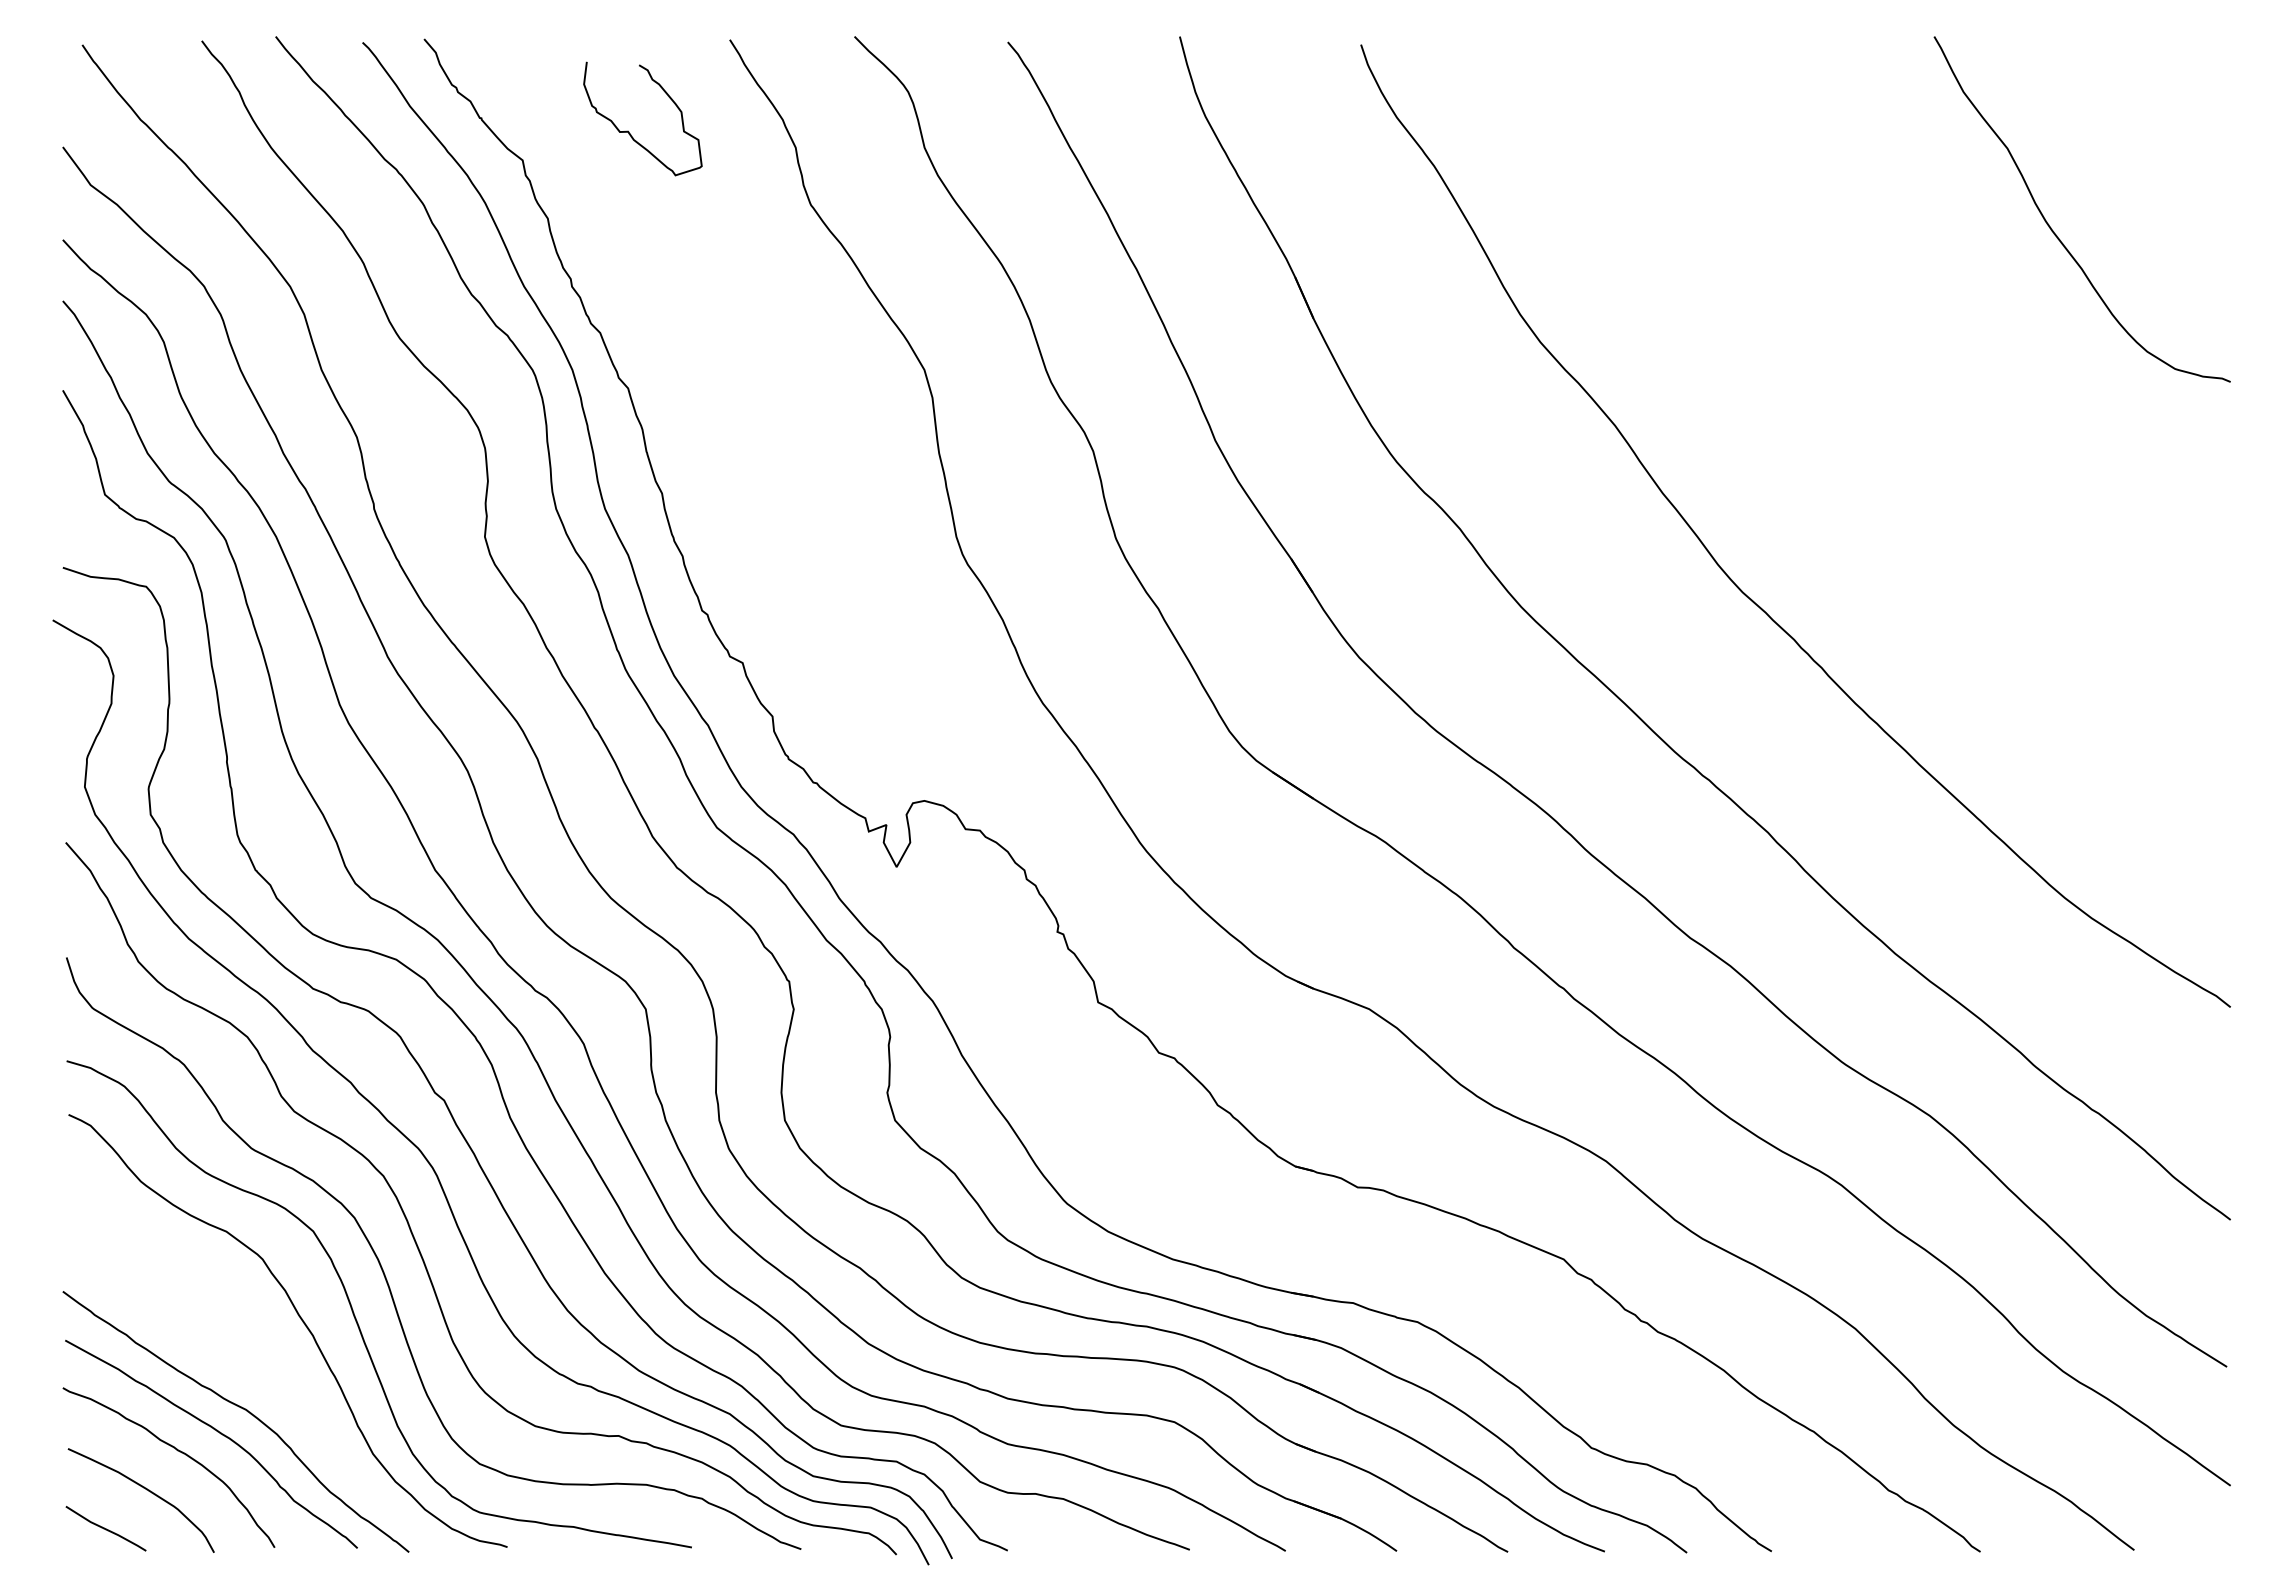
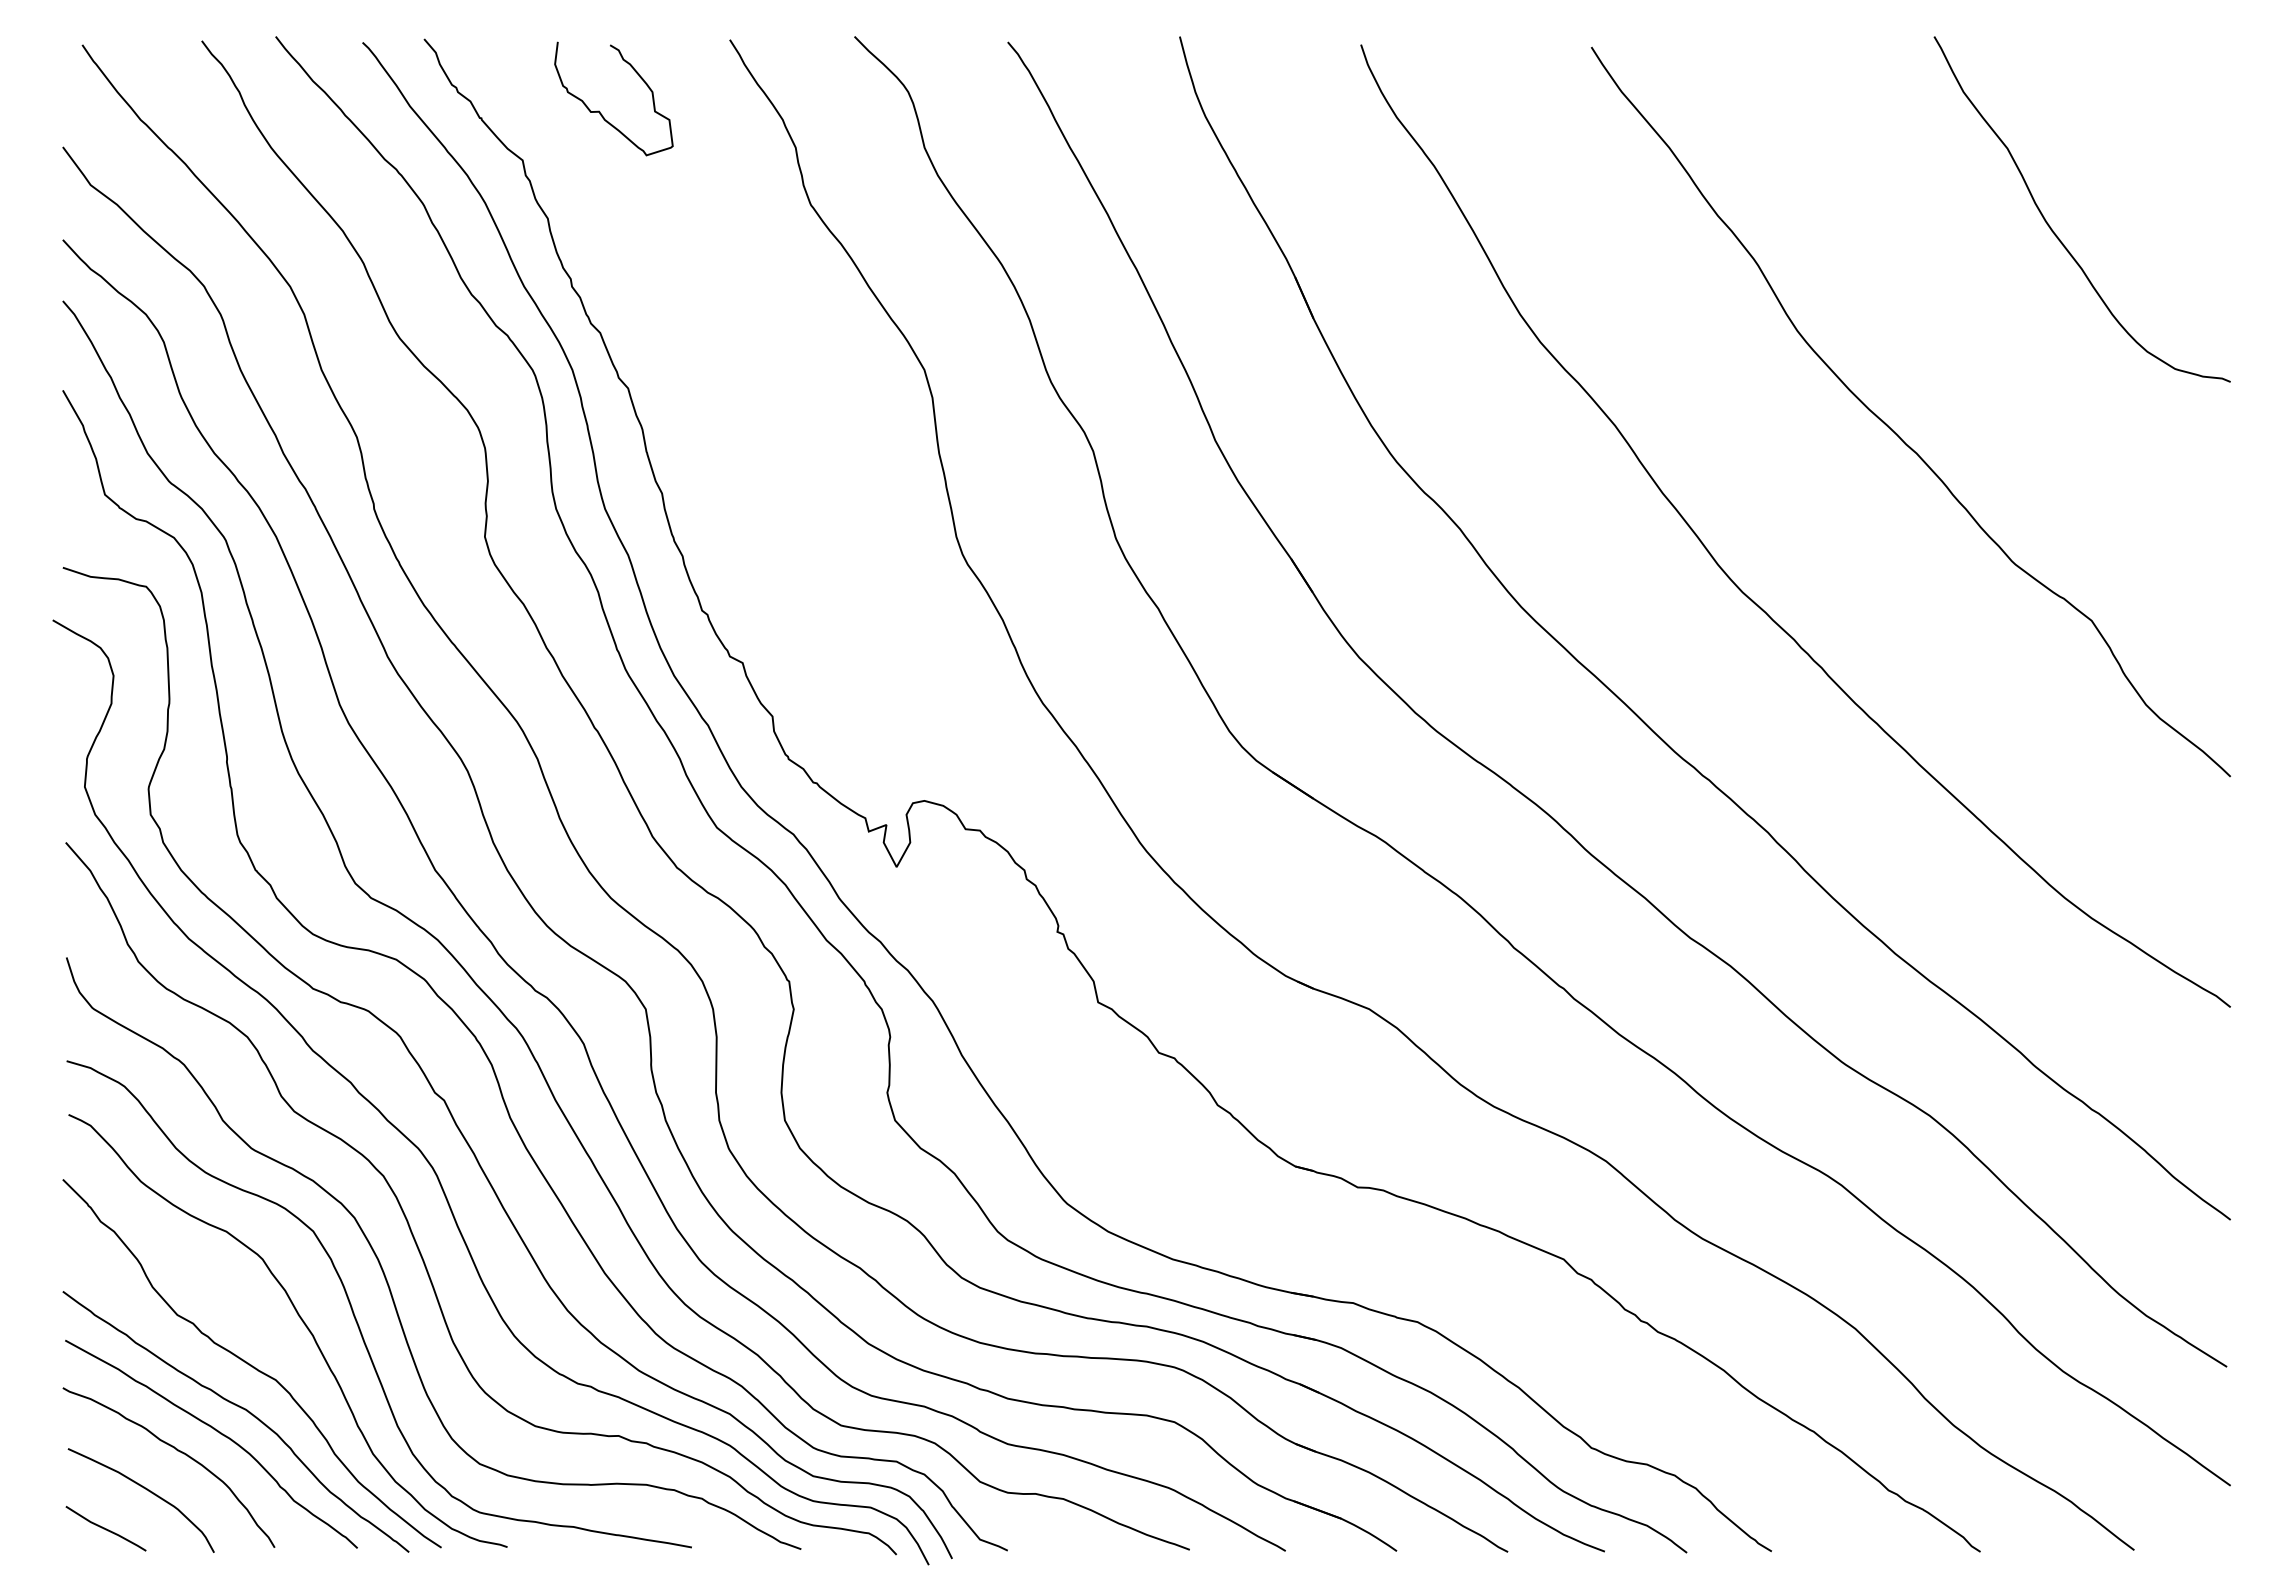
curve position: (629, 131) -> (600, 111) (600, 111)
curve: none -> present (1896, 432)
curve: none -> present (251, 1364)
